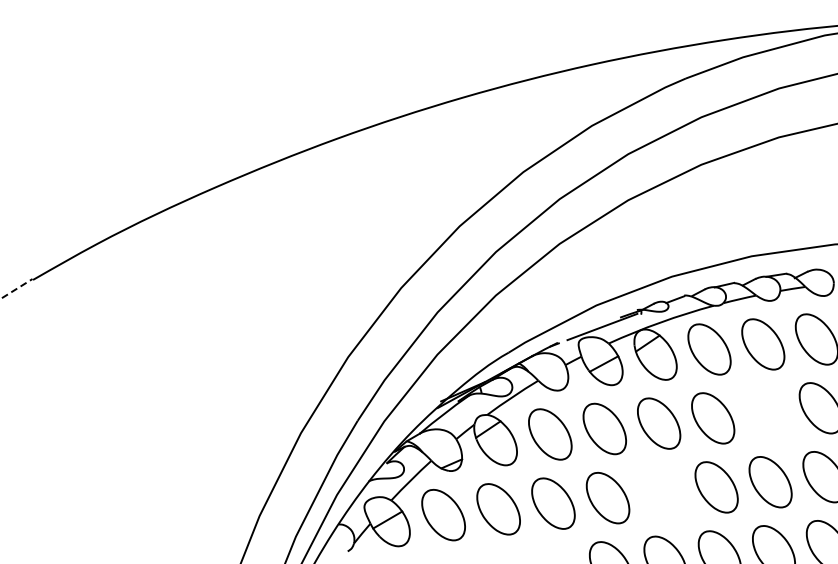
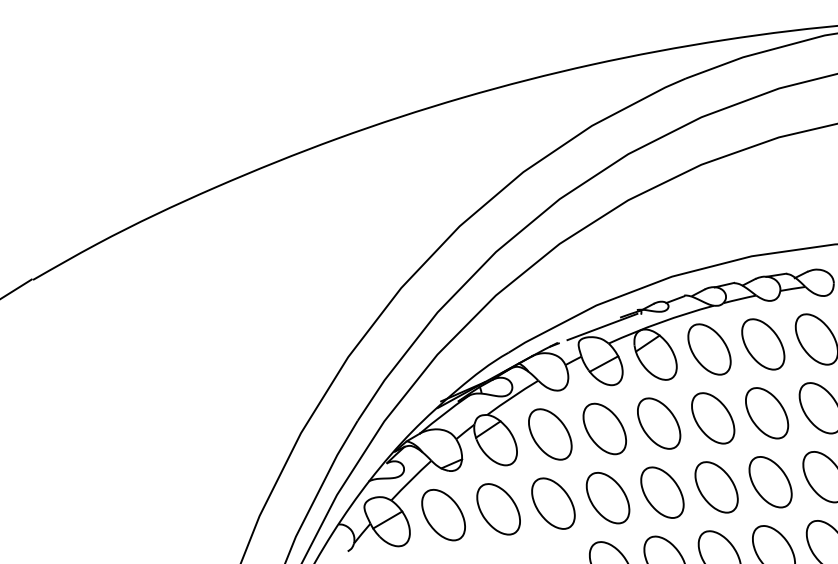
line: dashed -> solid (16, 288)
part: none -> present (767, 413)
part: none -> present (662, 492)
